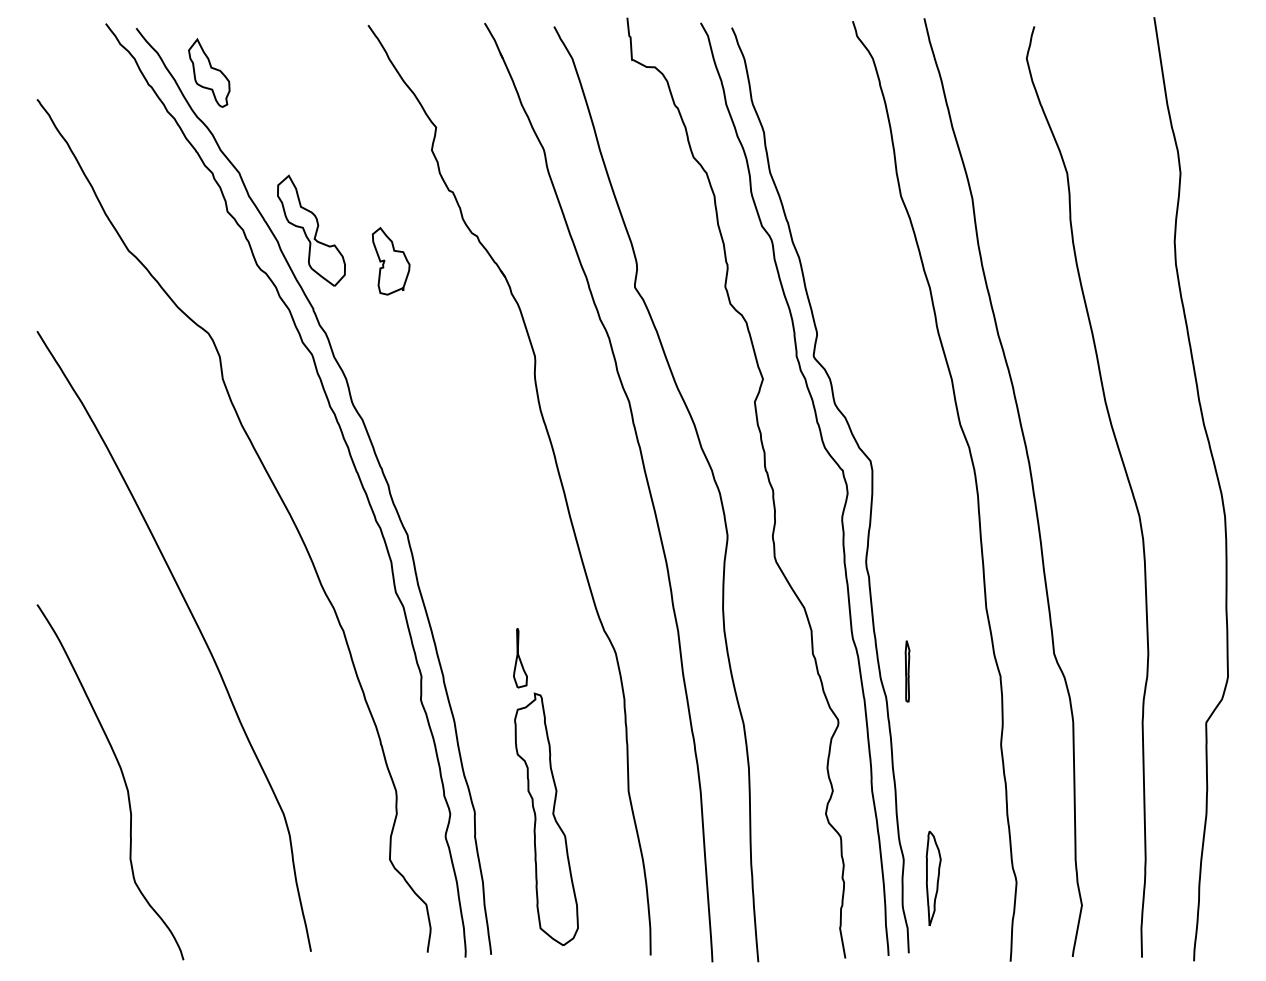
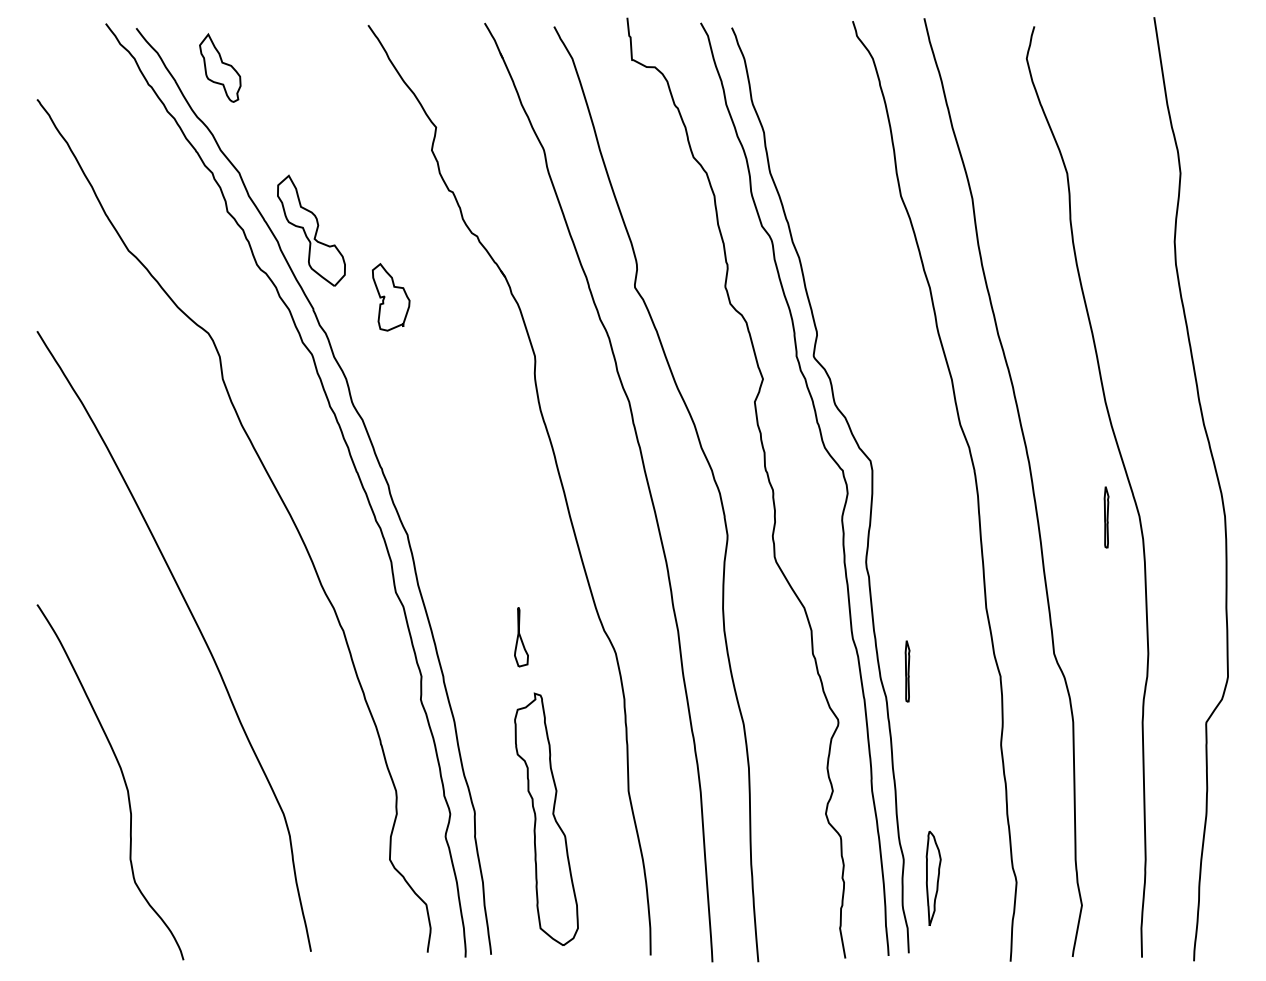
part position: (209, 72) -> (220, 67) (220, 67)
part position: (391, 261) -> (391, 297) (391, 297)
part: none -> present (1106, 517)
part position: (520, 658) -> (521, 637) (521, 637)
